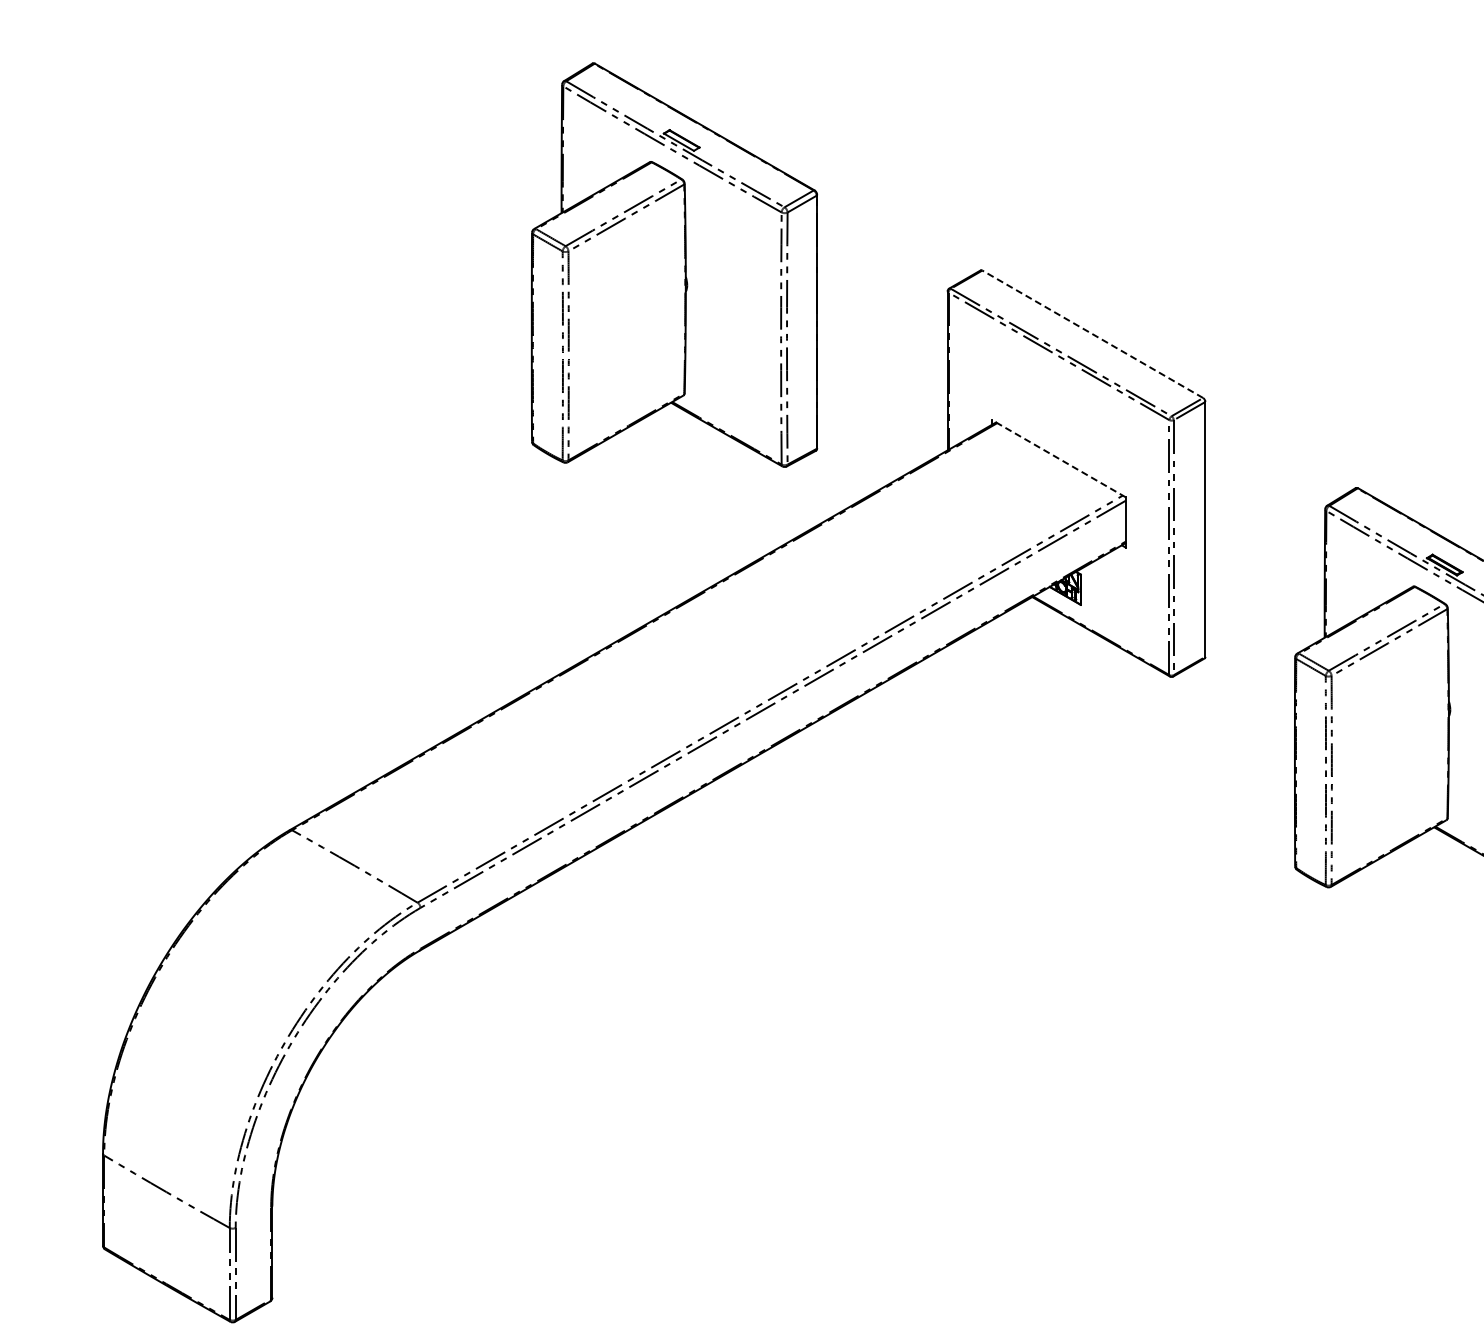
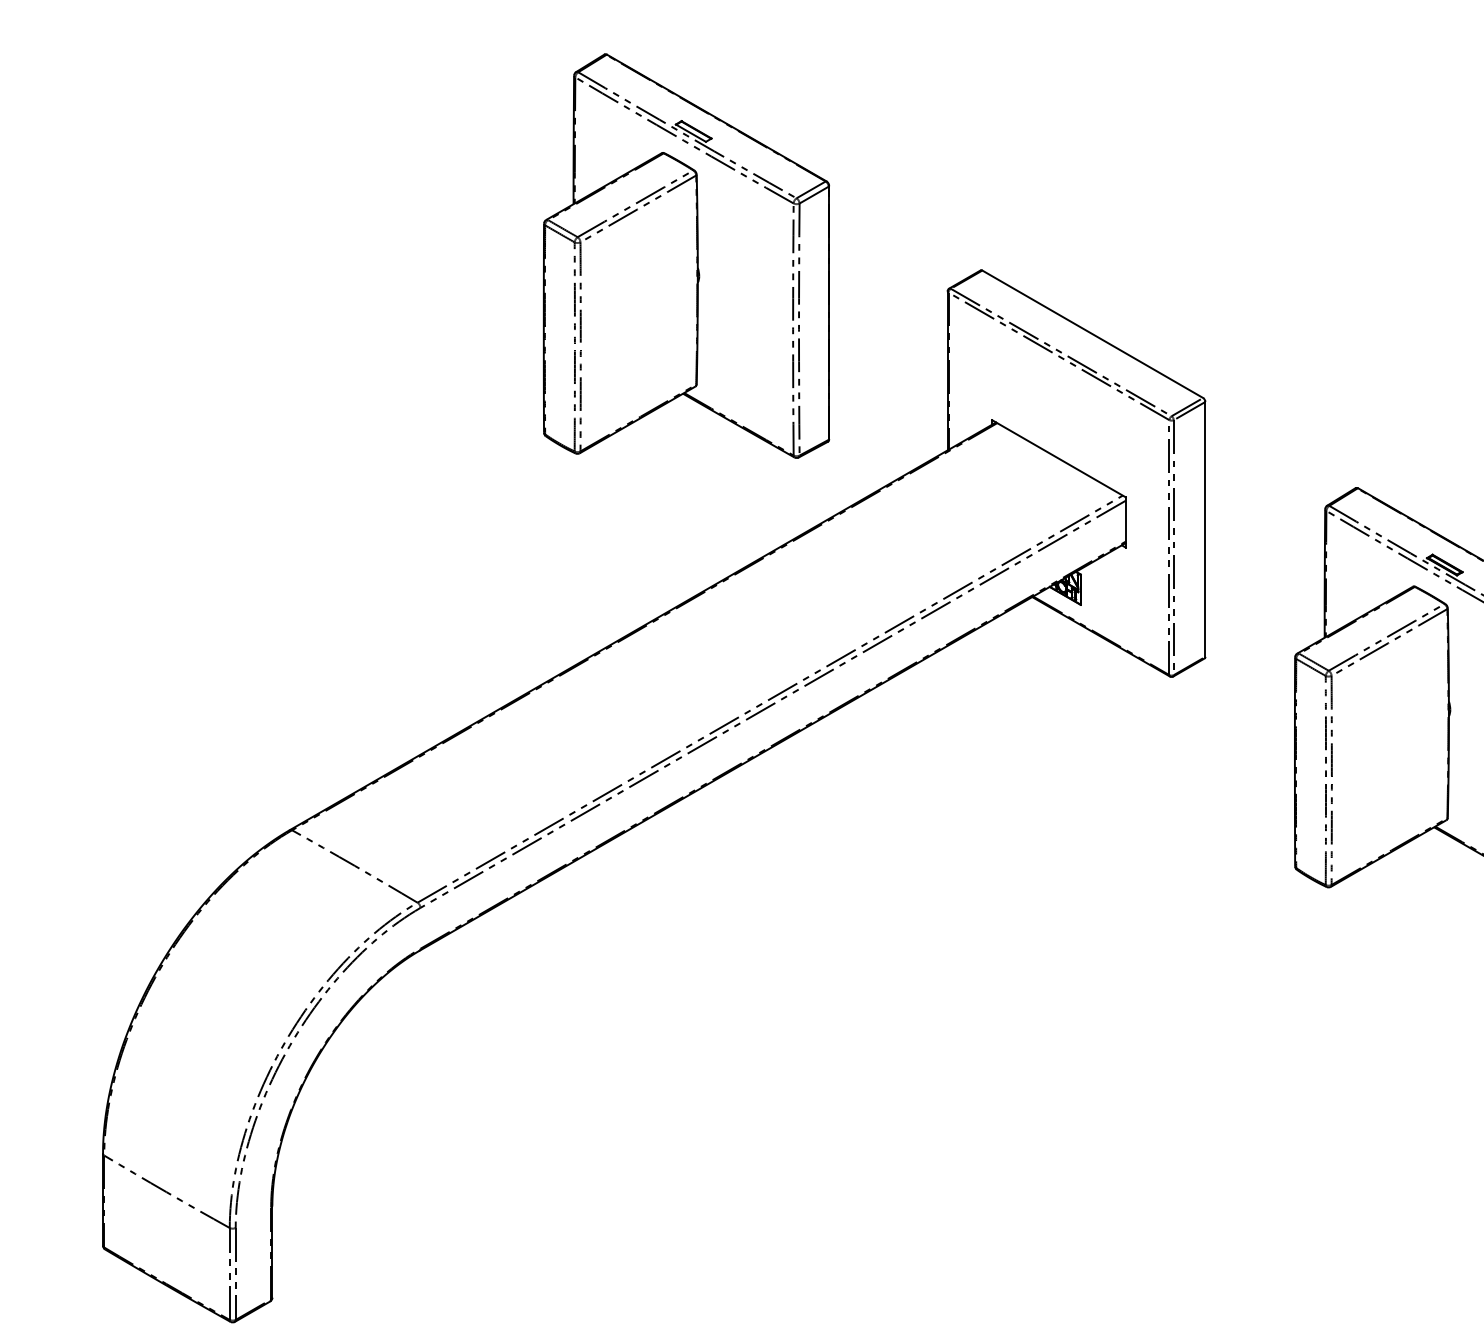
part position: (674, 264) -> (686, 255) (686, 255)
line: dashed -> solid (1092, 334)
line: dashed -> solid (1058, 458)
